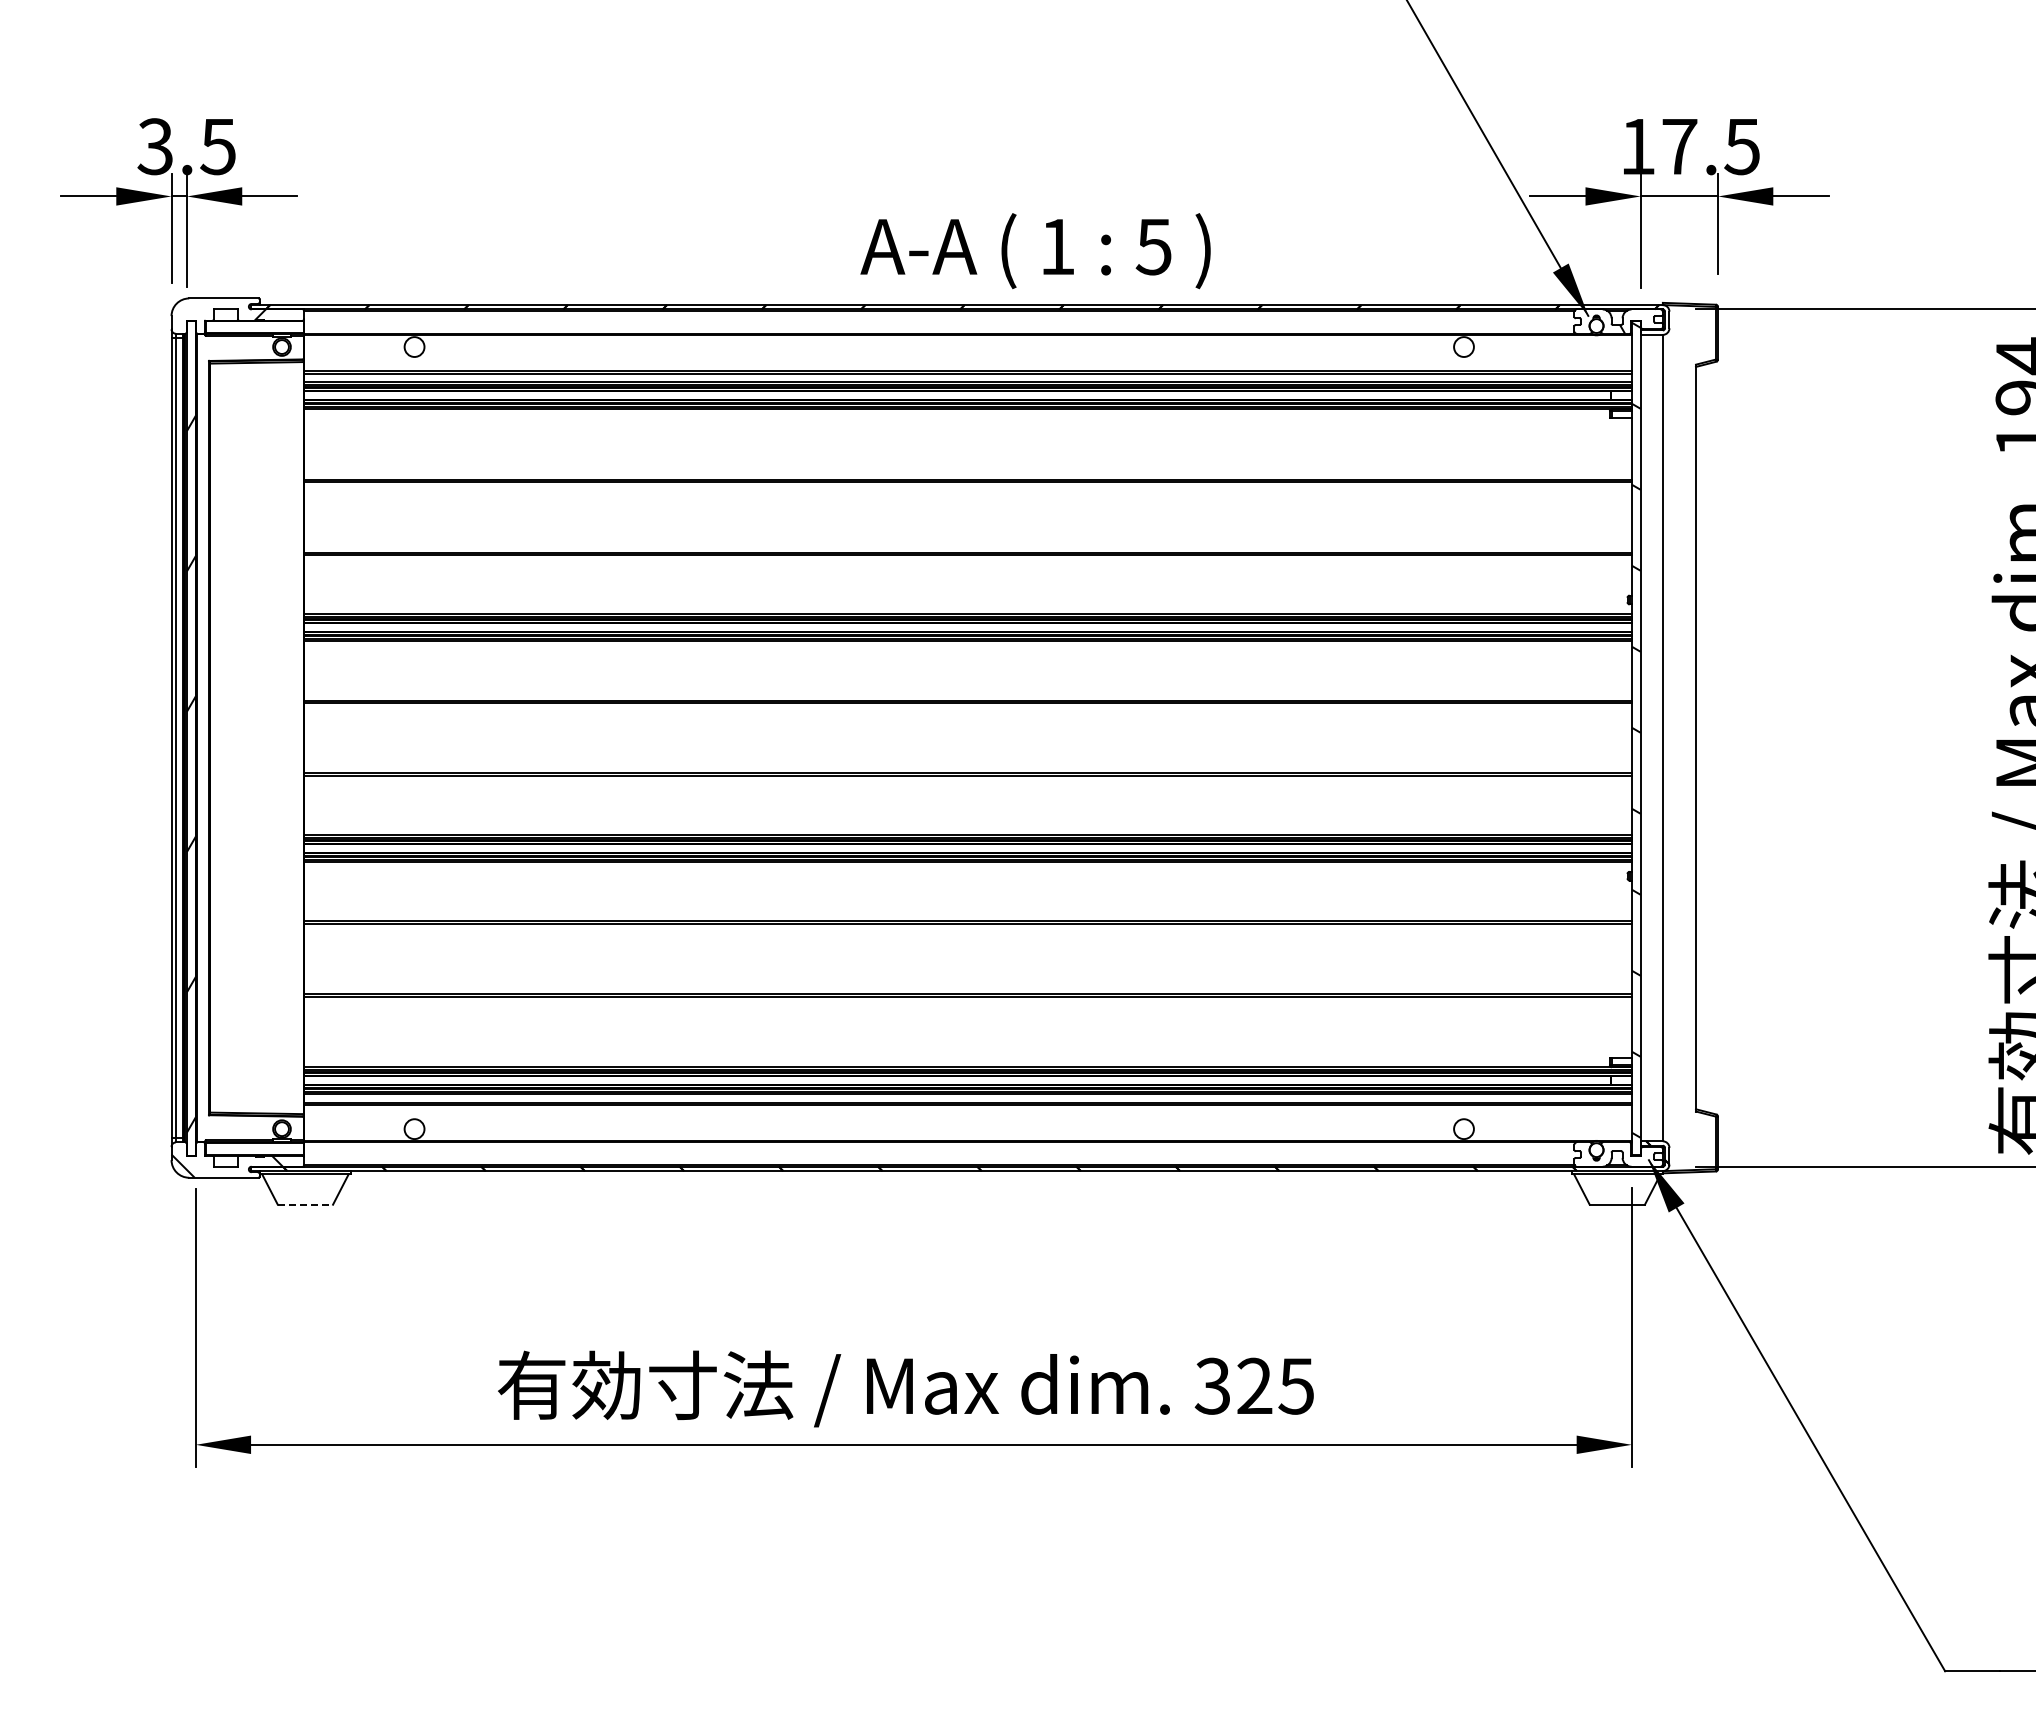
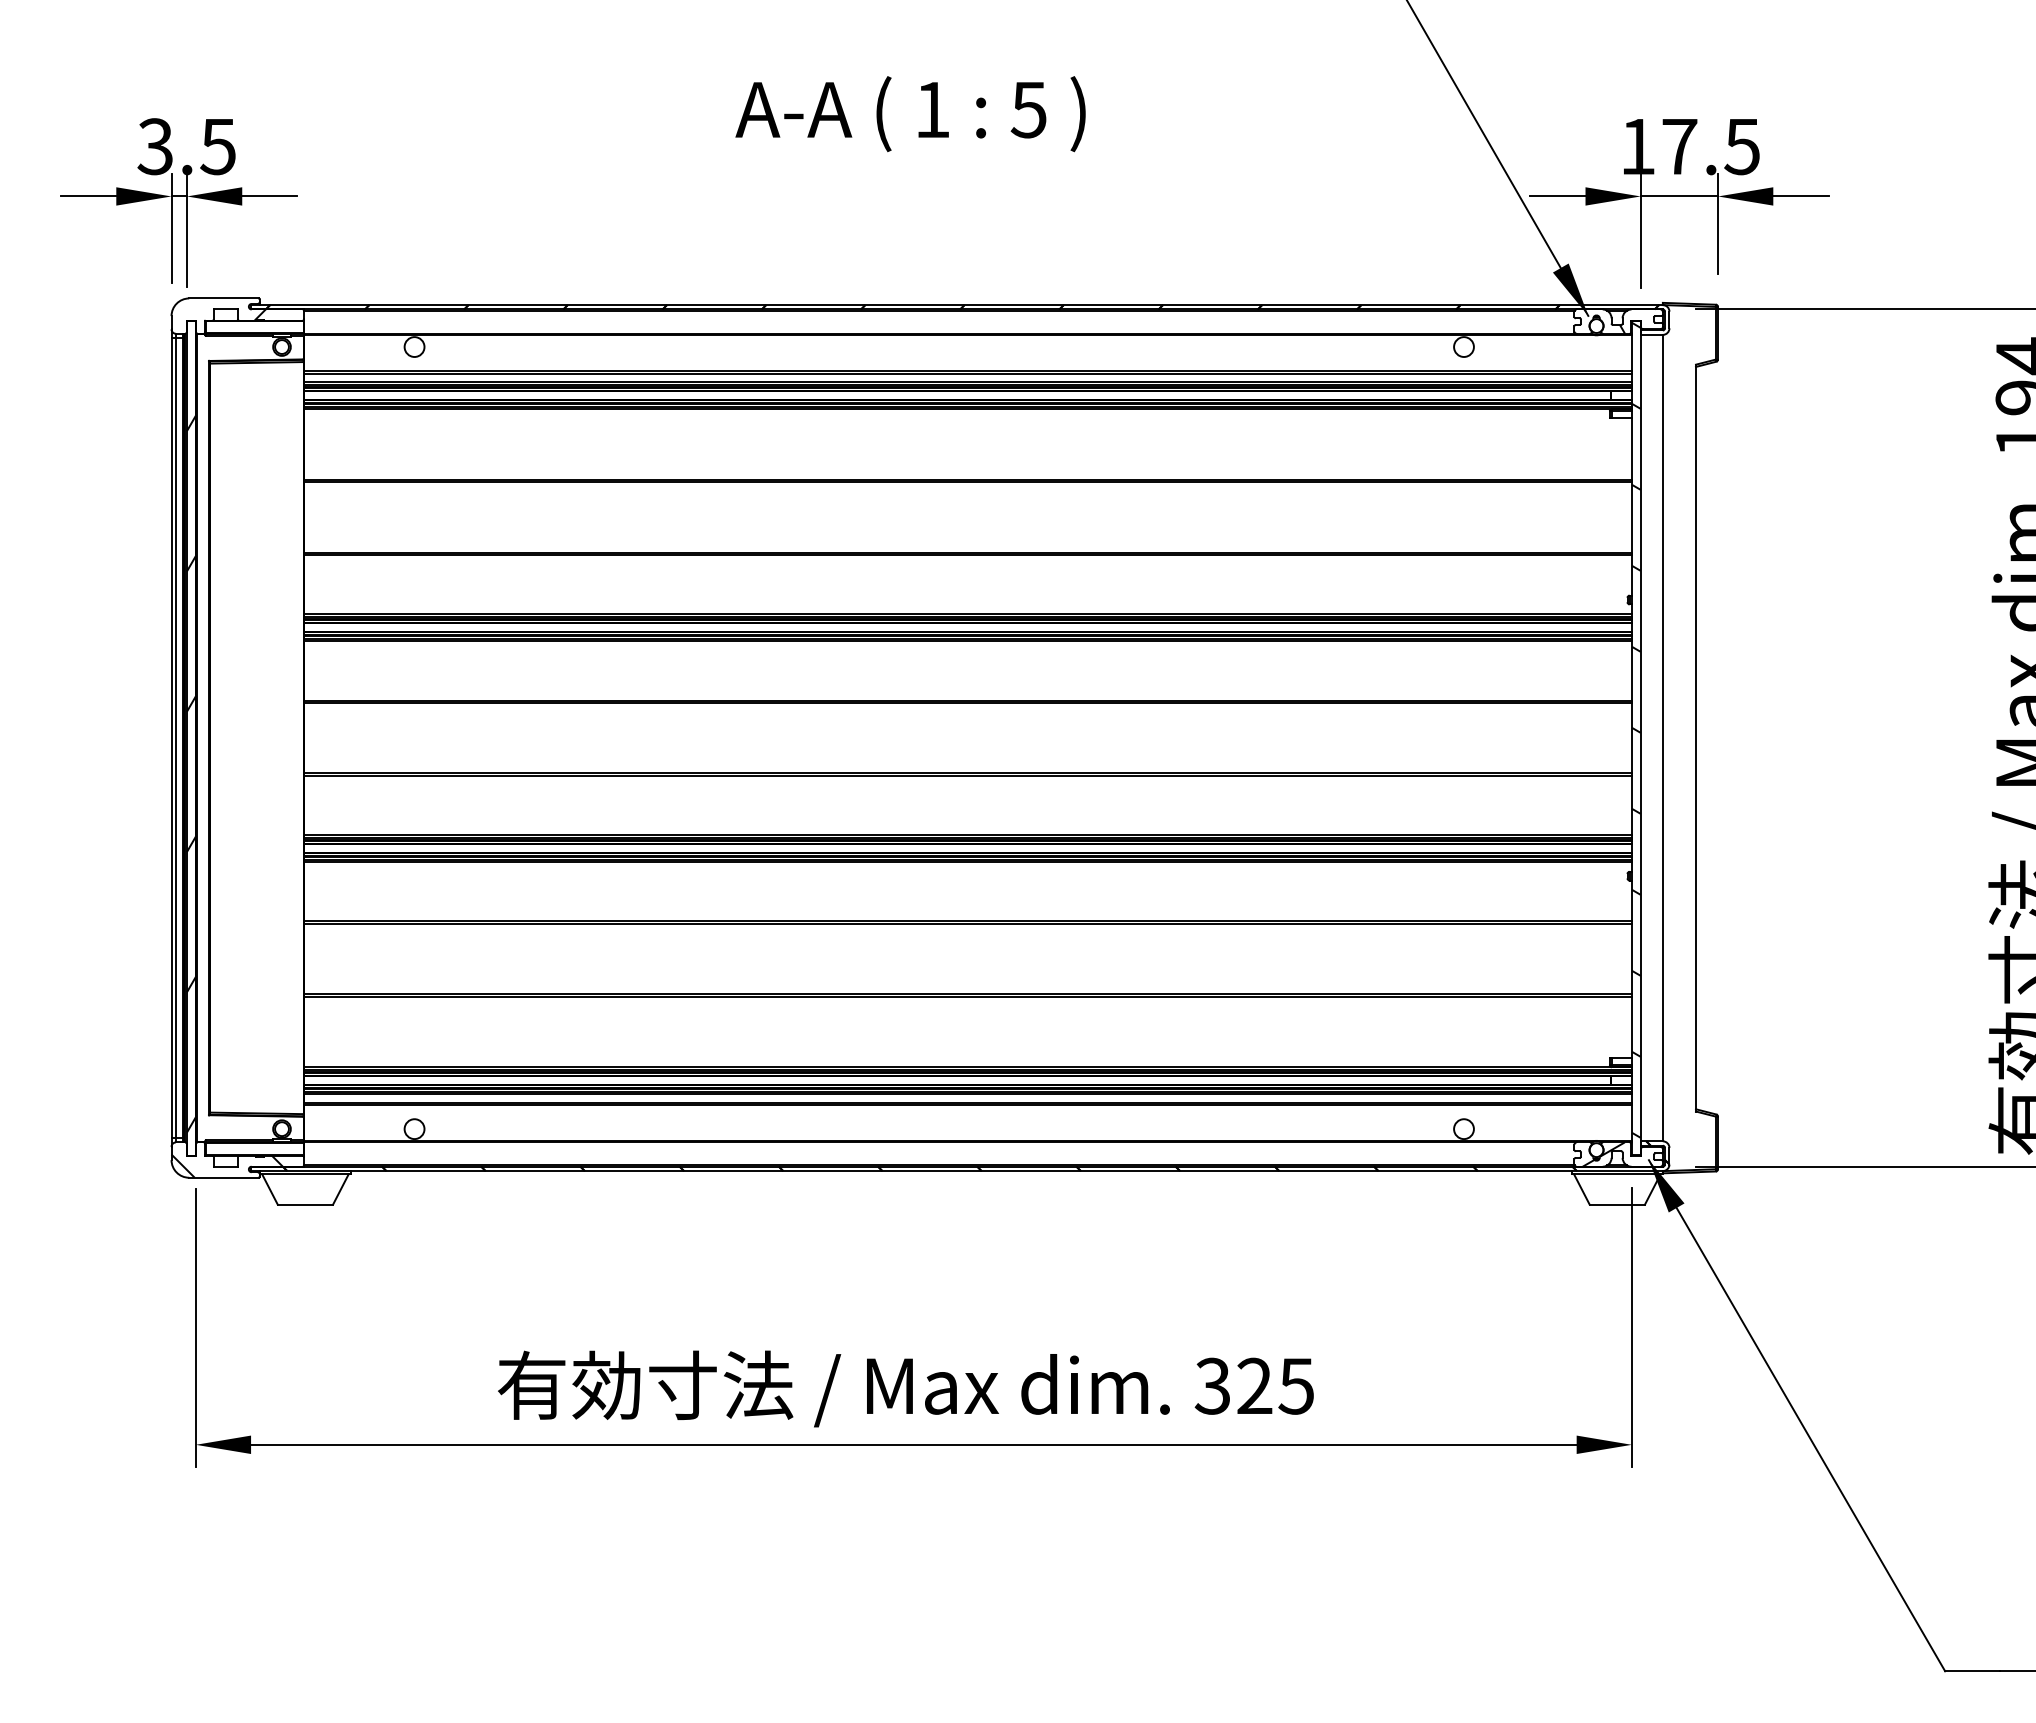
text position: (1035, 251) -> (910, 114) (910, 114)
hatch: none -> present (1603, 1154)
line: dashed -> solid (305, 1204)
